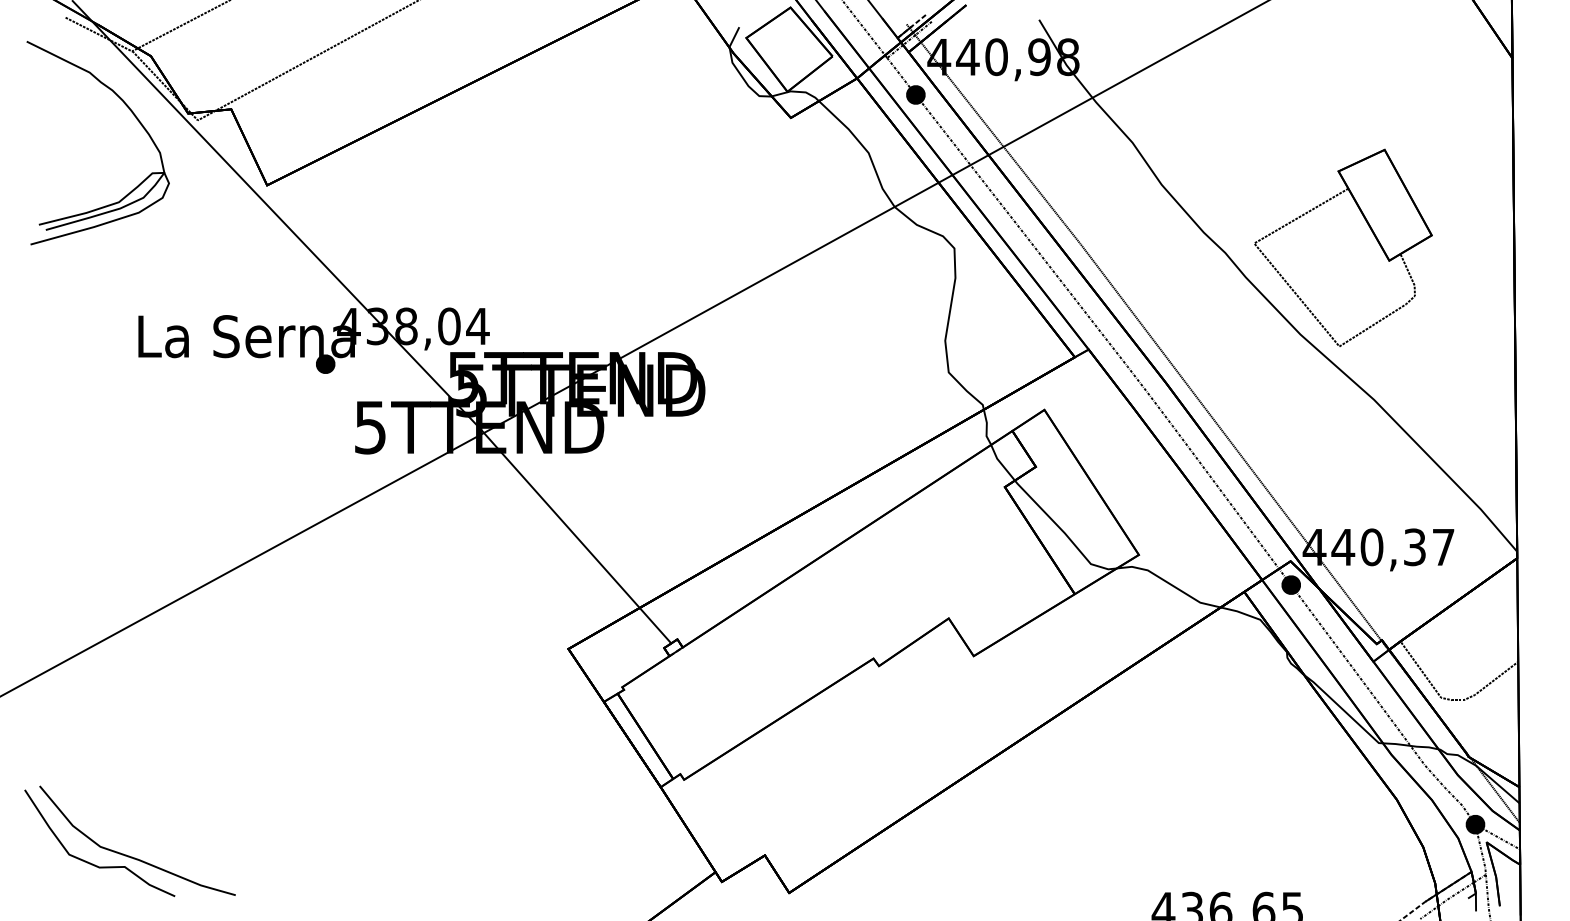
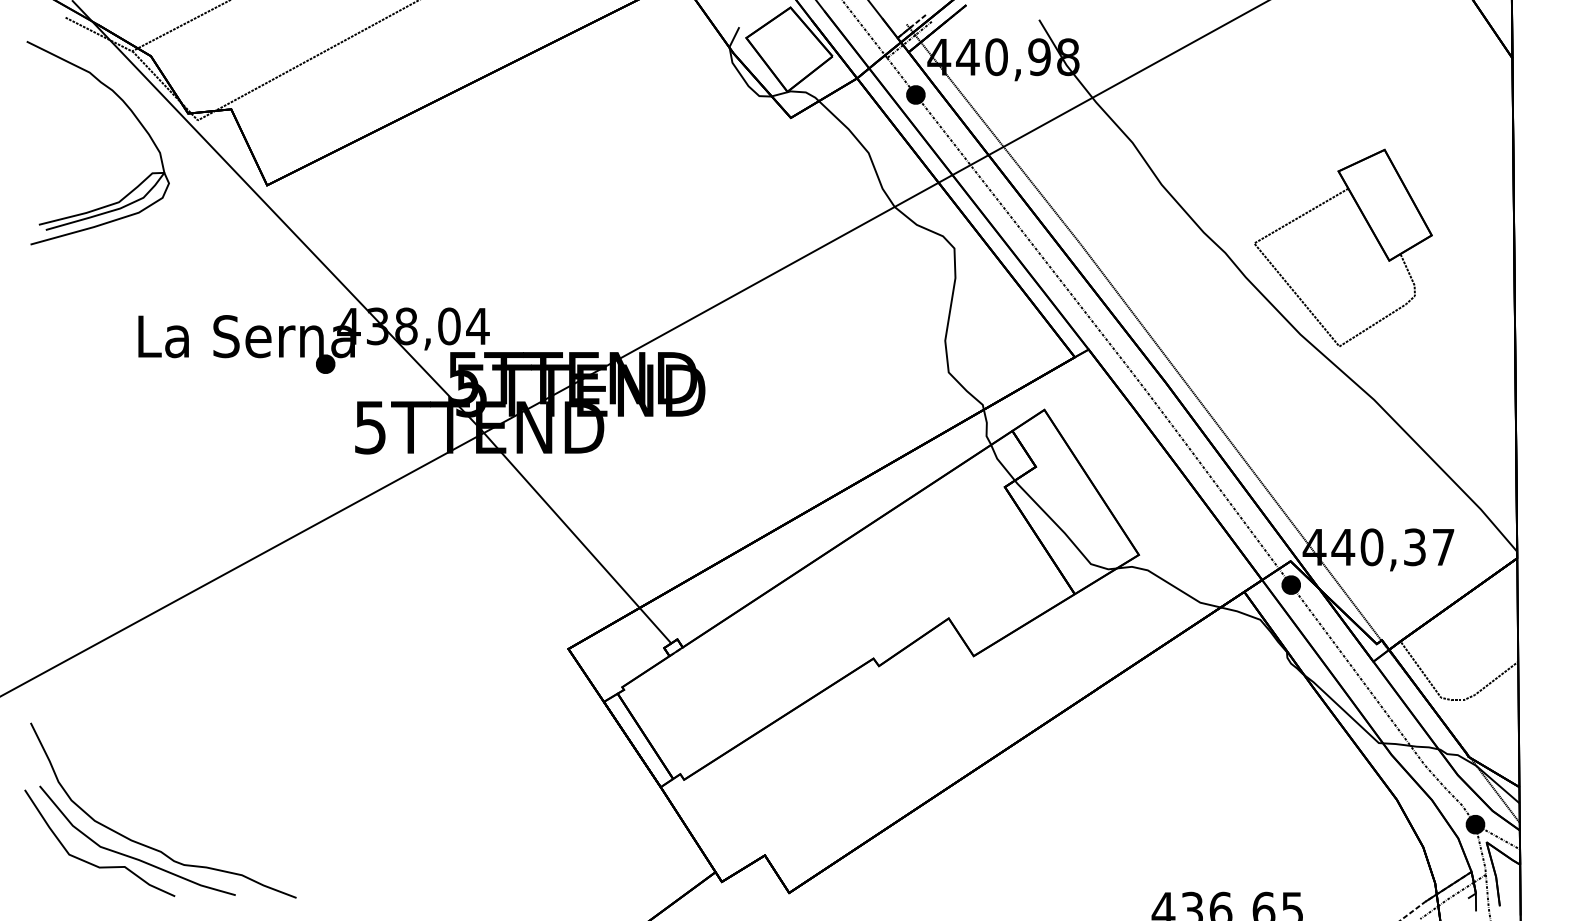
curve: none -> present (150, 846)
